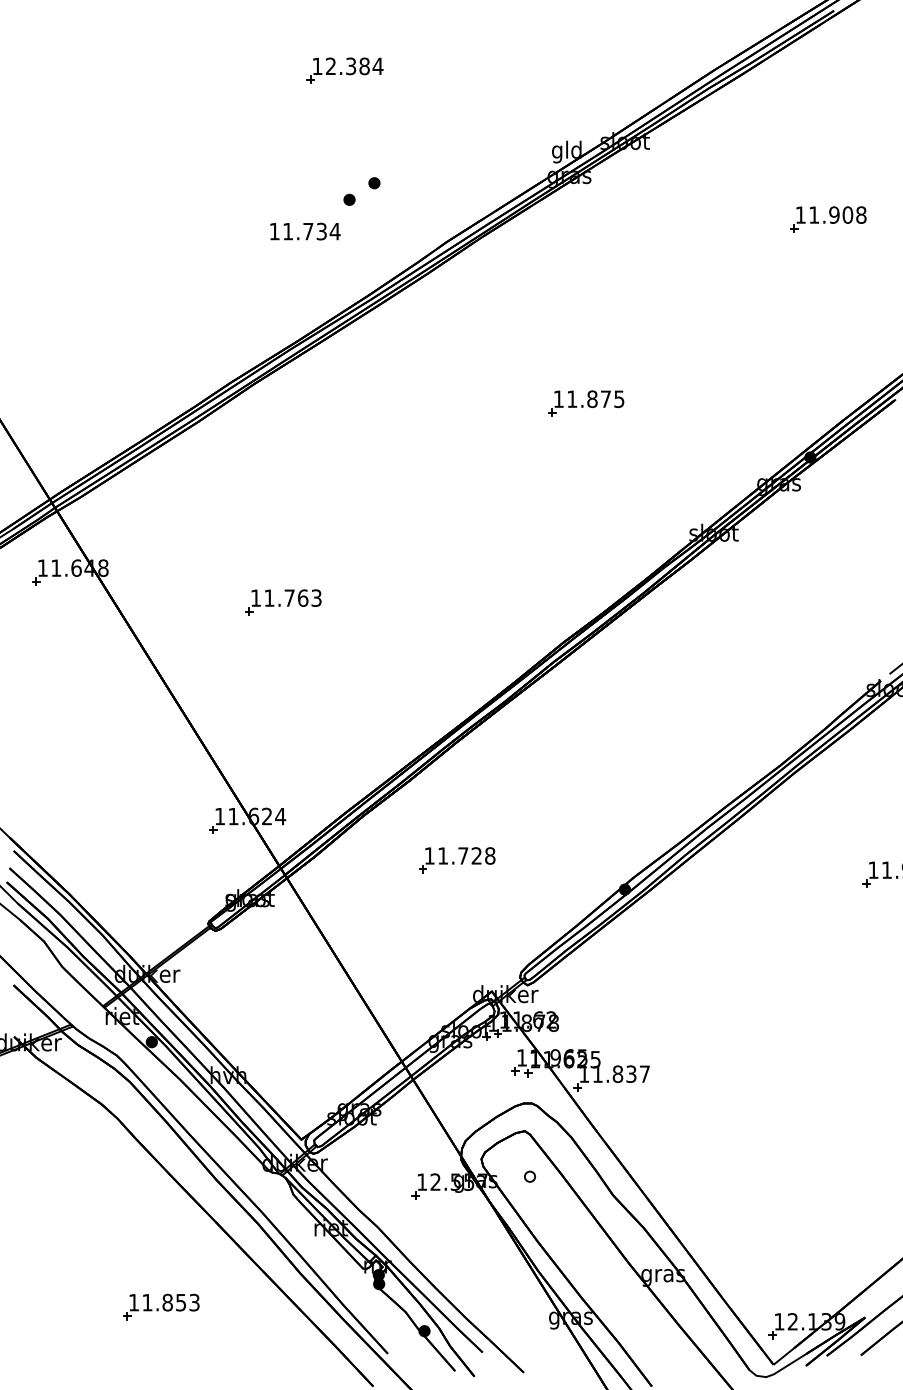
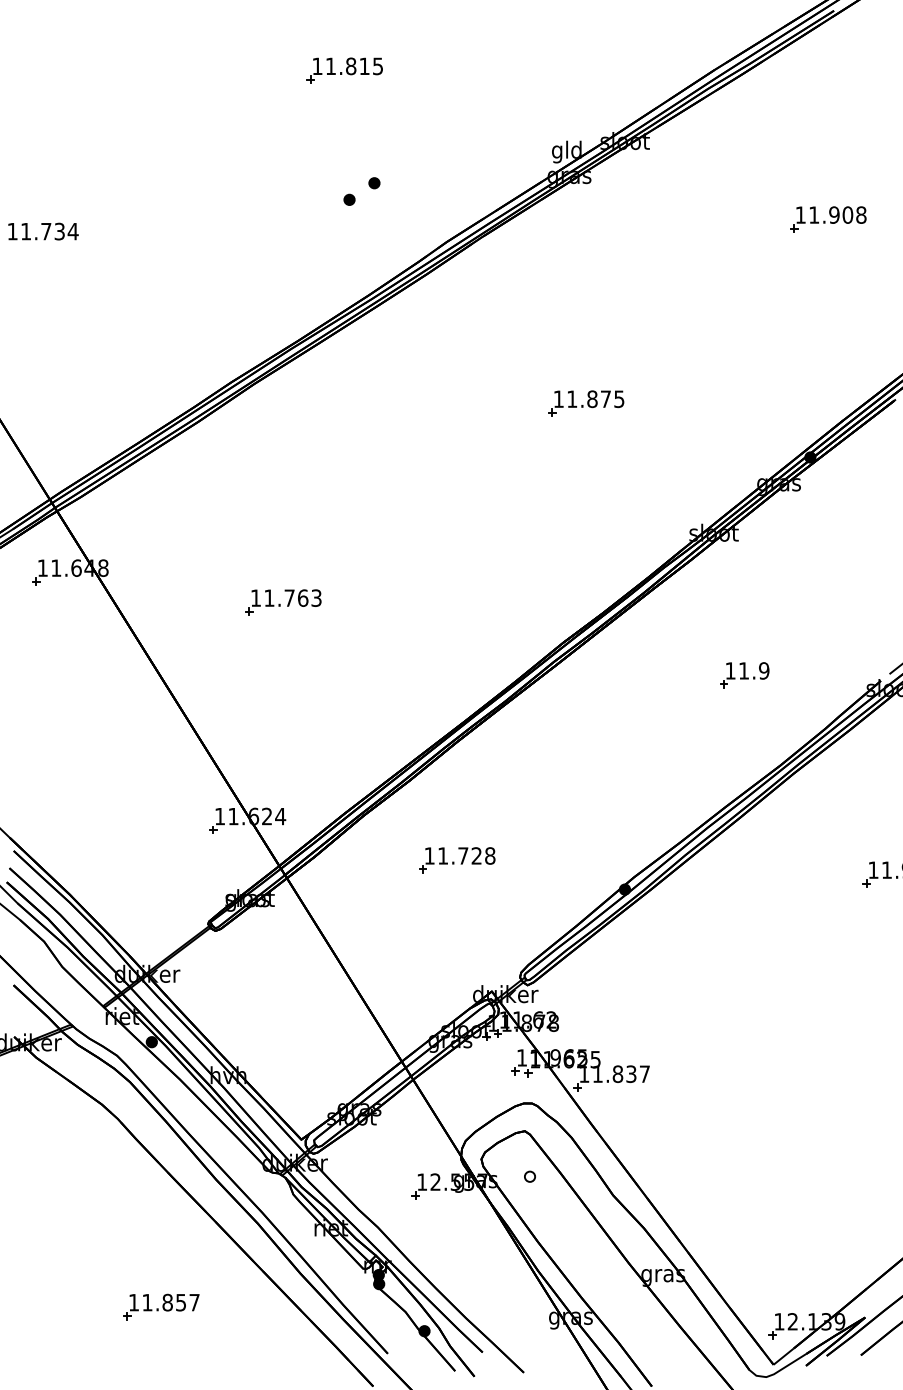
text: 12.384 -> 11.815 (354, 66)
text position: (305, 231) -> (43, 231) (43, 231)
part: none -> present (744, 675)
text: 11.853 -> 11.857 (194, 1302)
